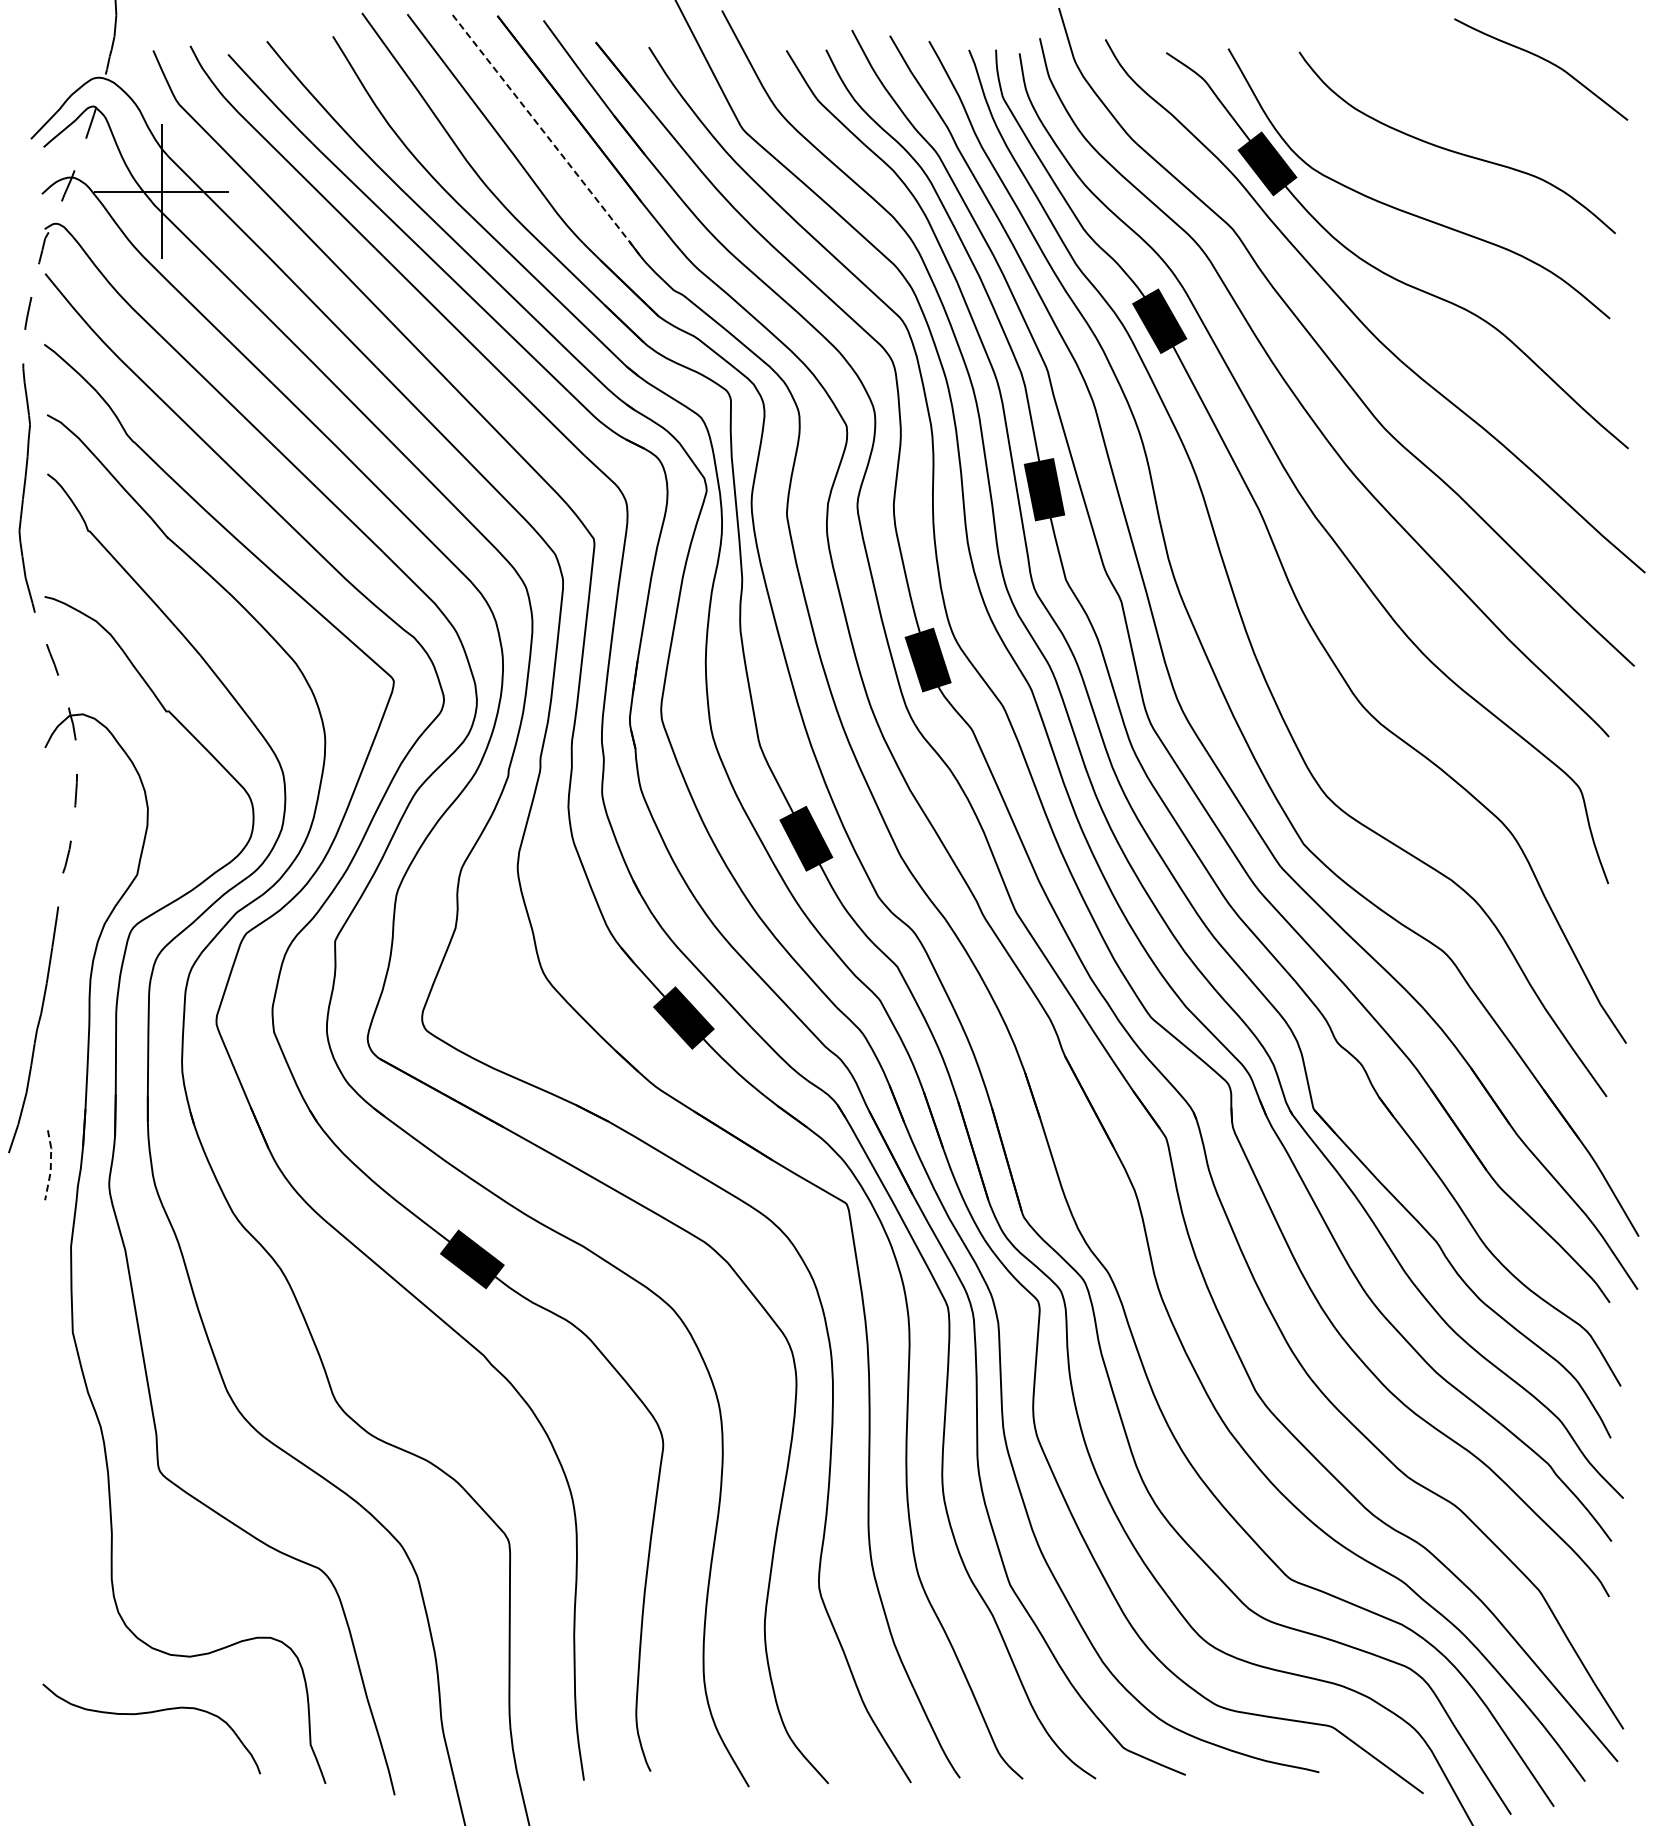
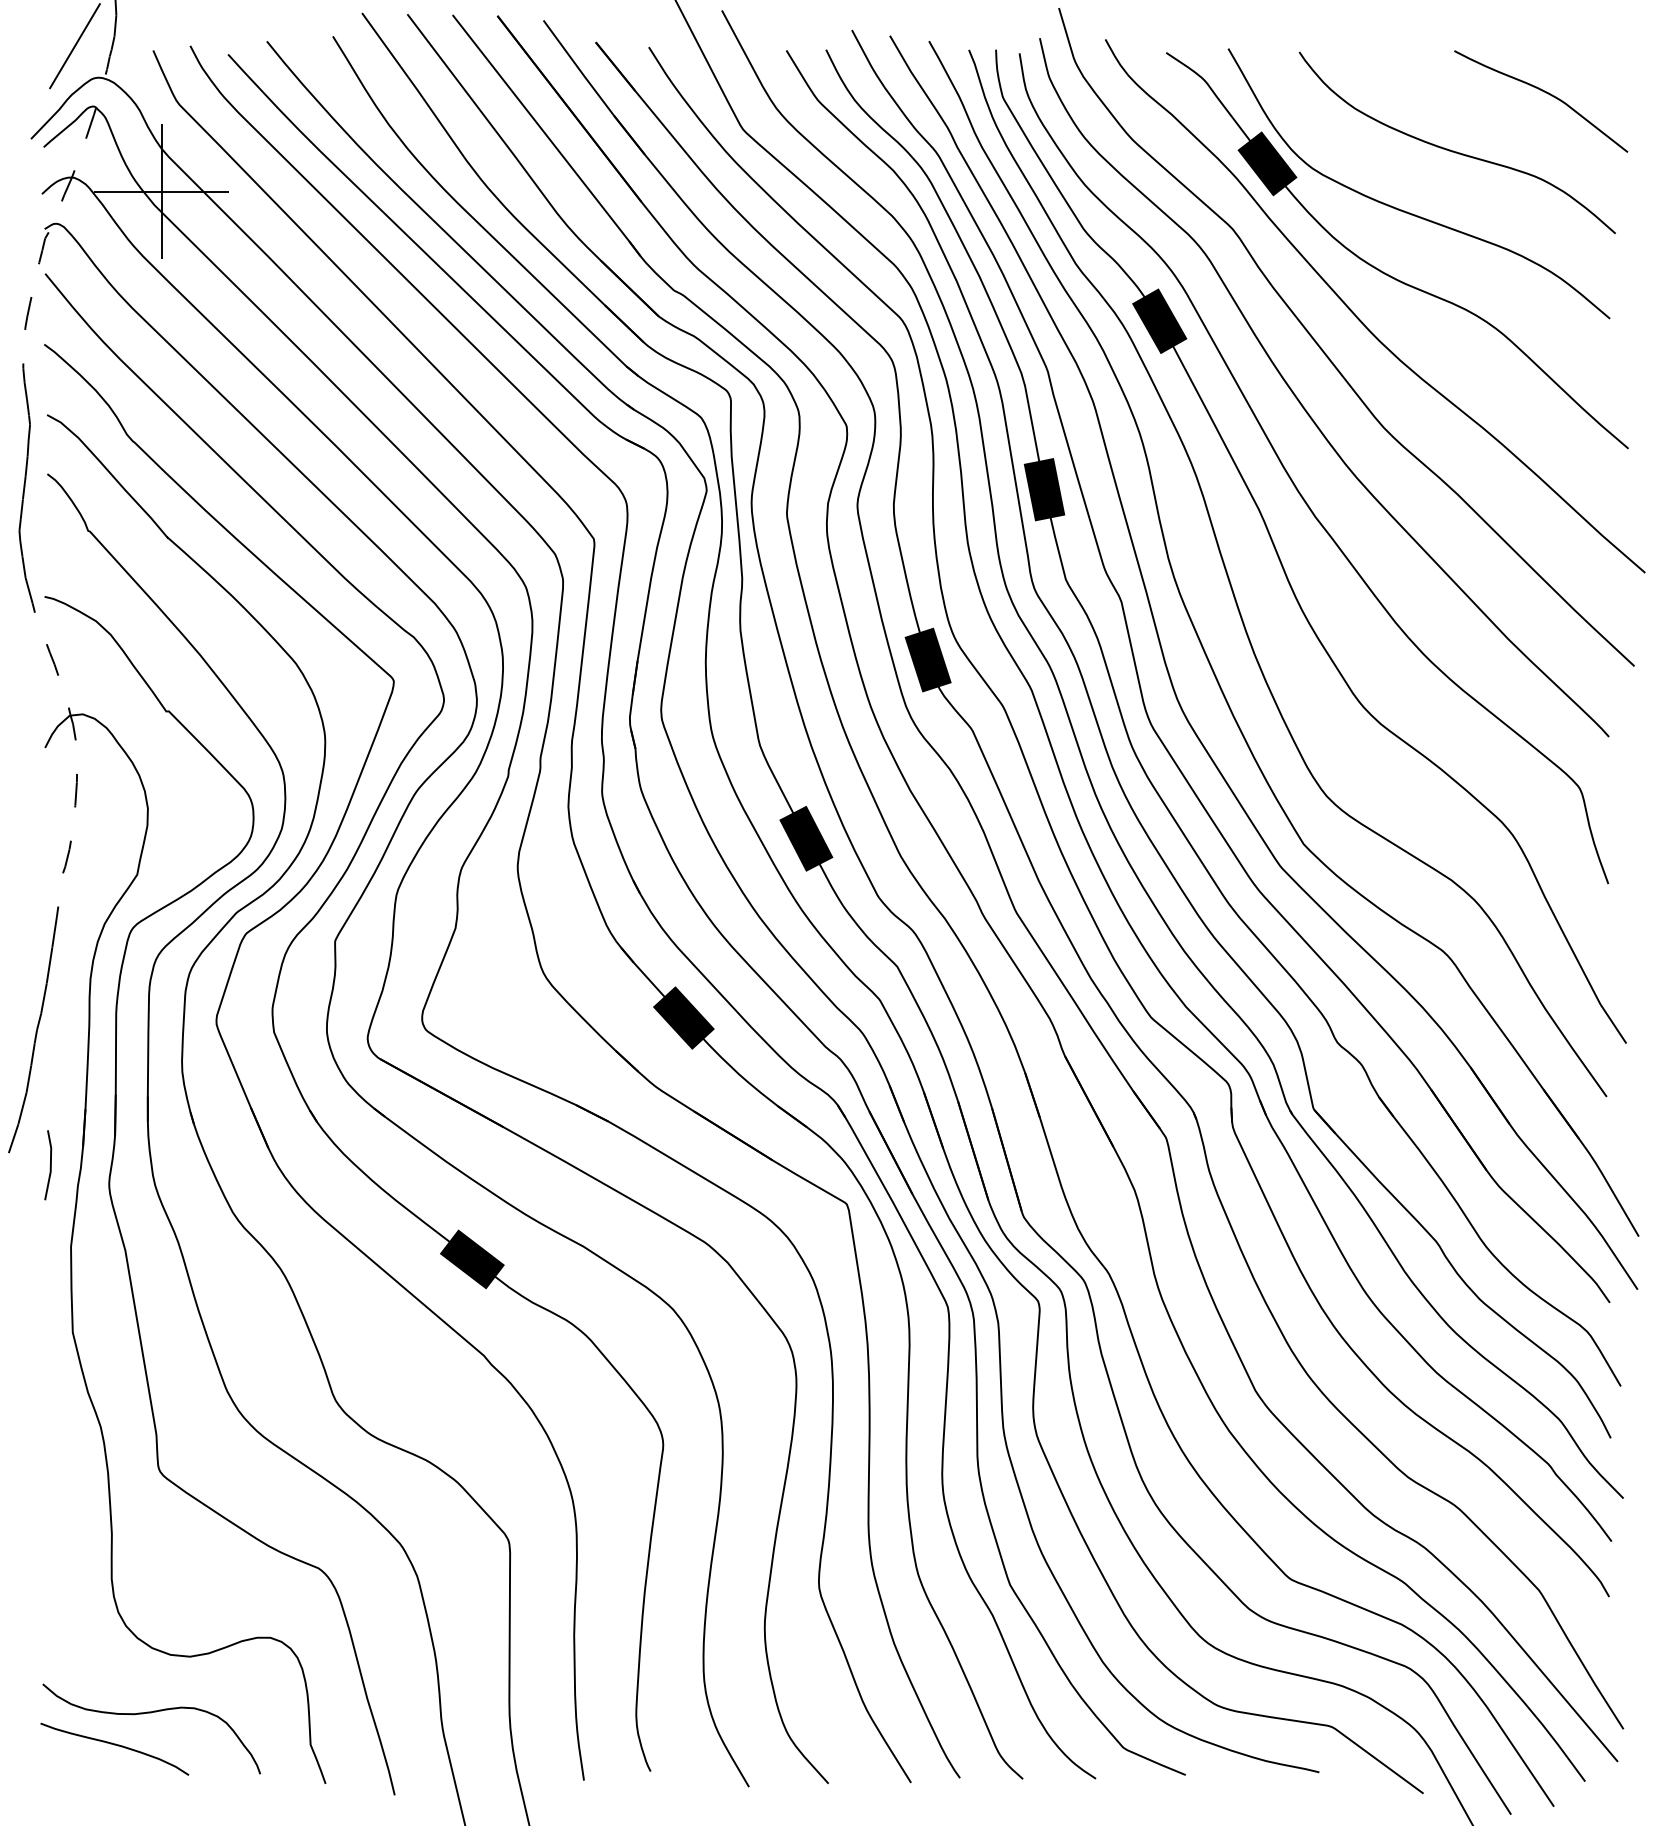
line: none -> present (74, 46)
curve position: (1546, 61) -> (1546, 93) (1546, 93)
line: dashed -> solid (547, 136)
line: dashed -> solid (50, 1165)
curve: none -> present (114, 1745)
